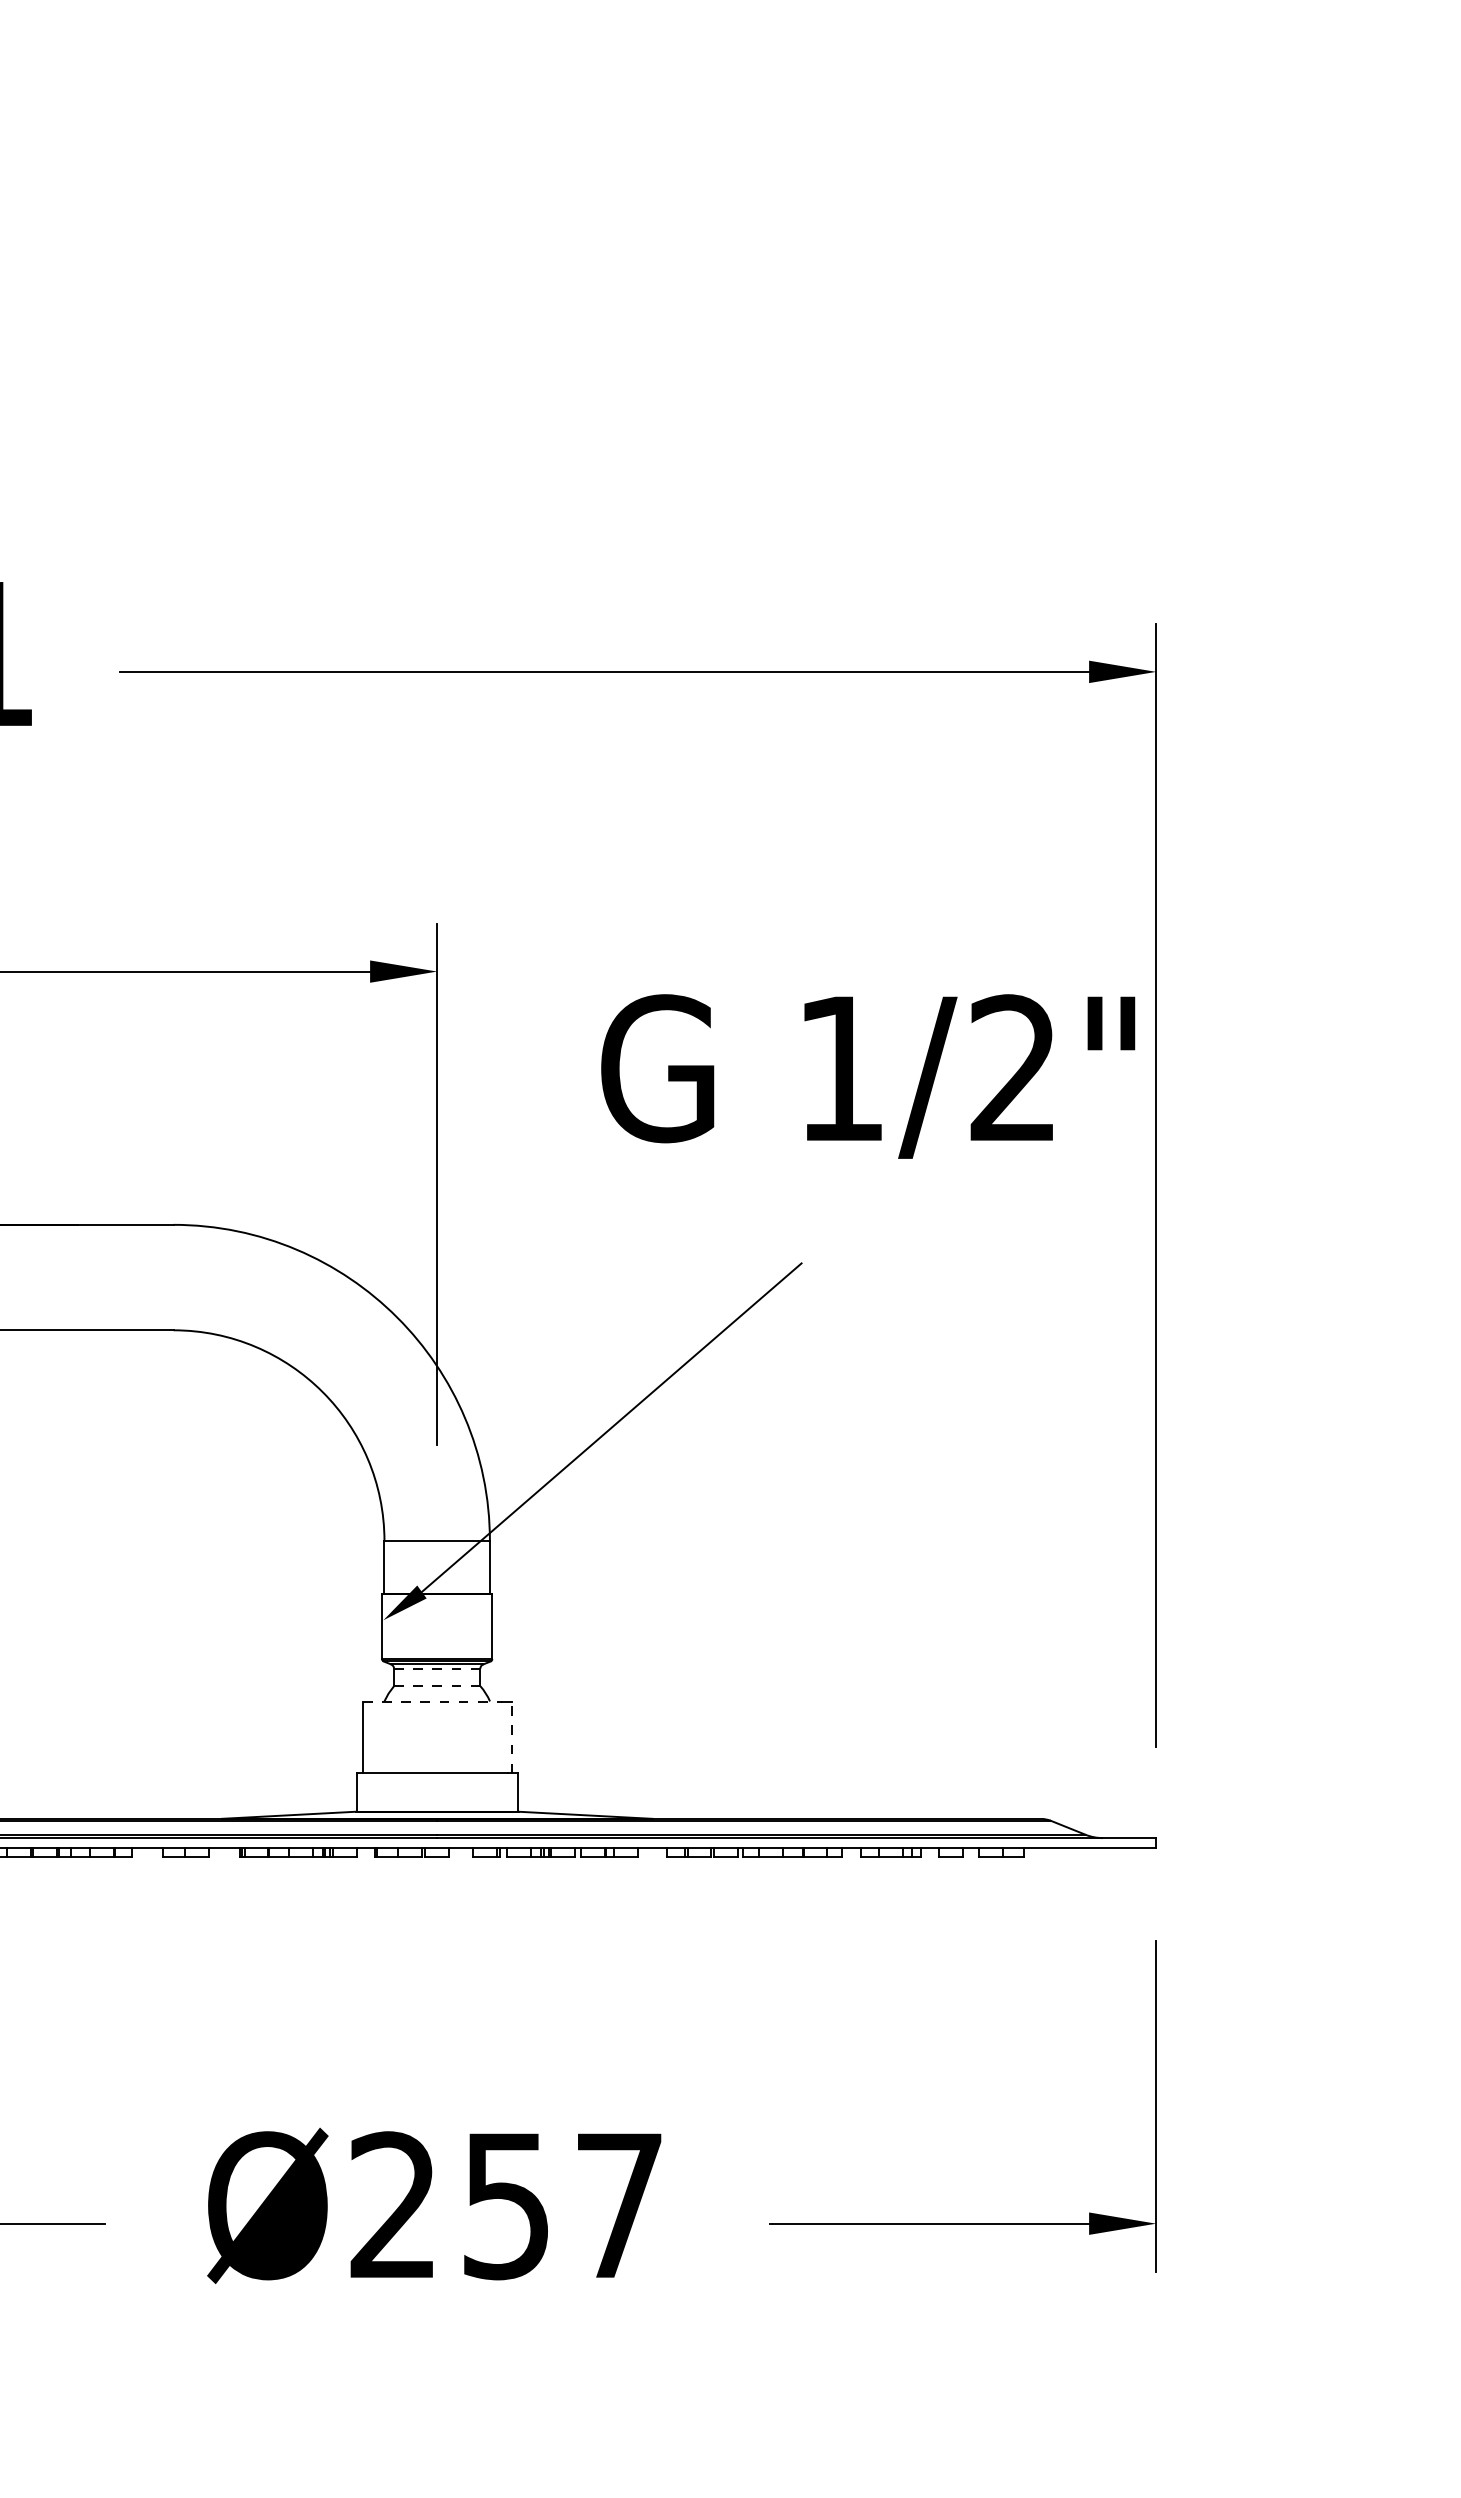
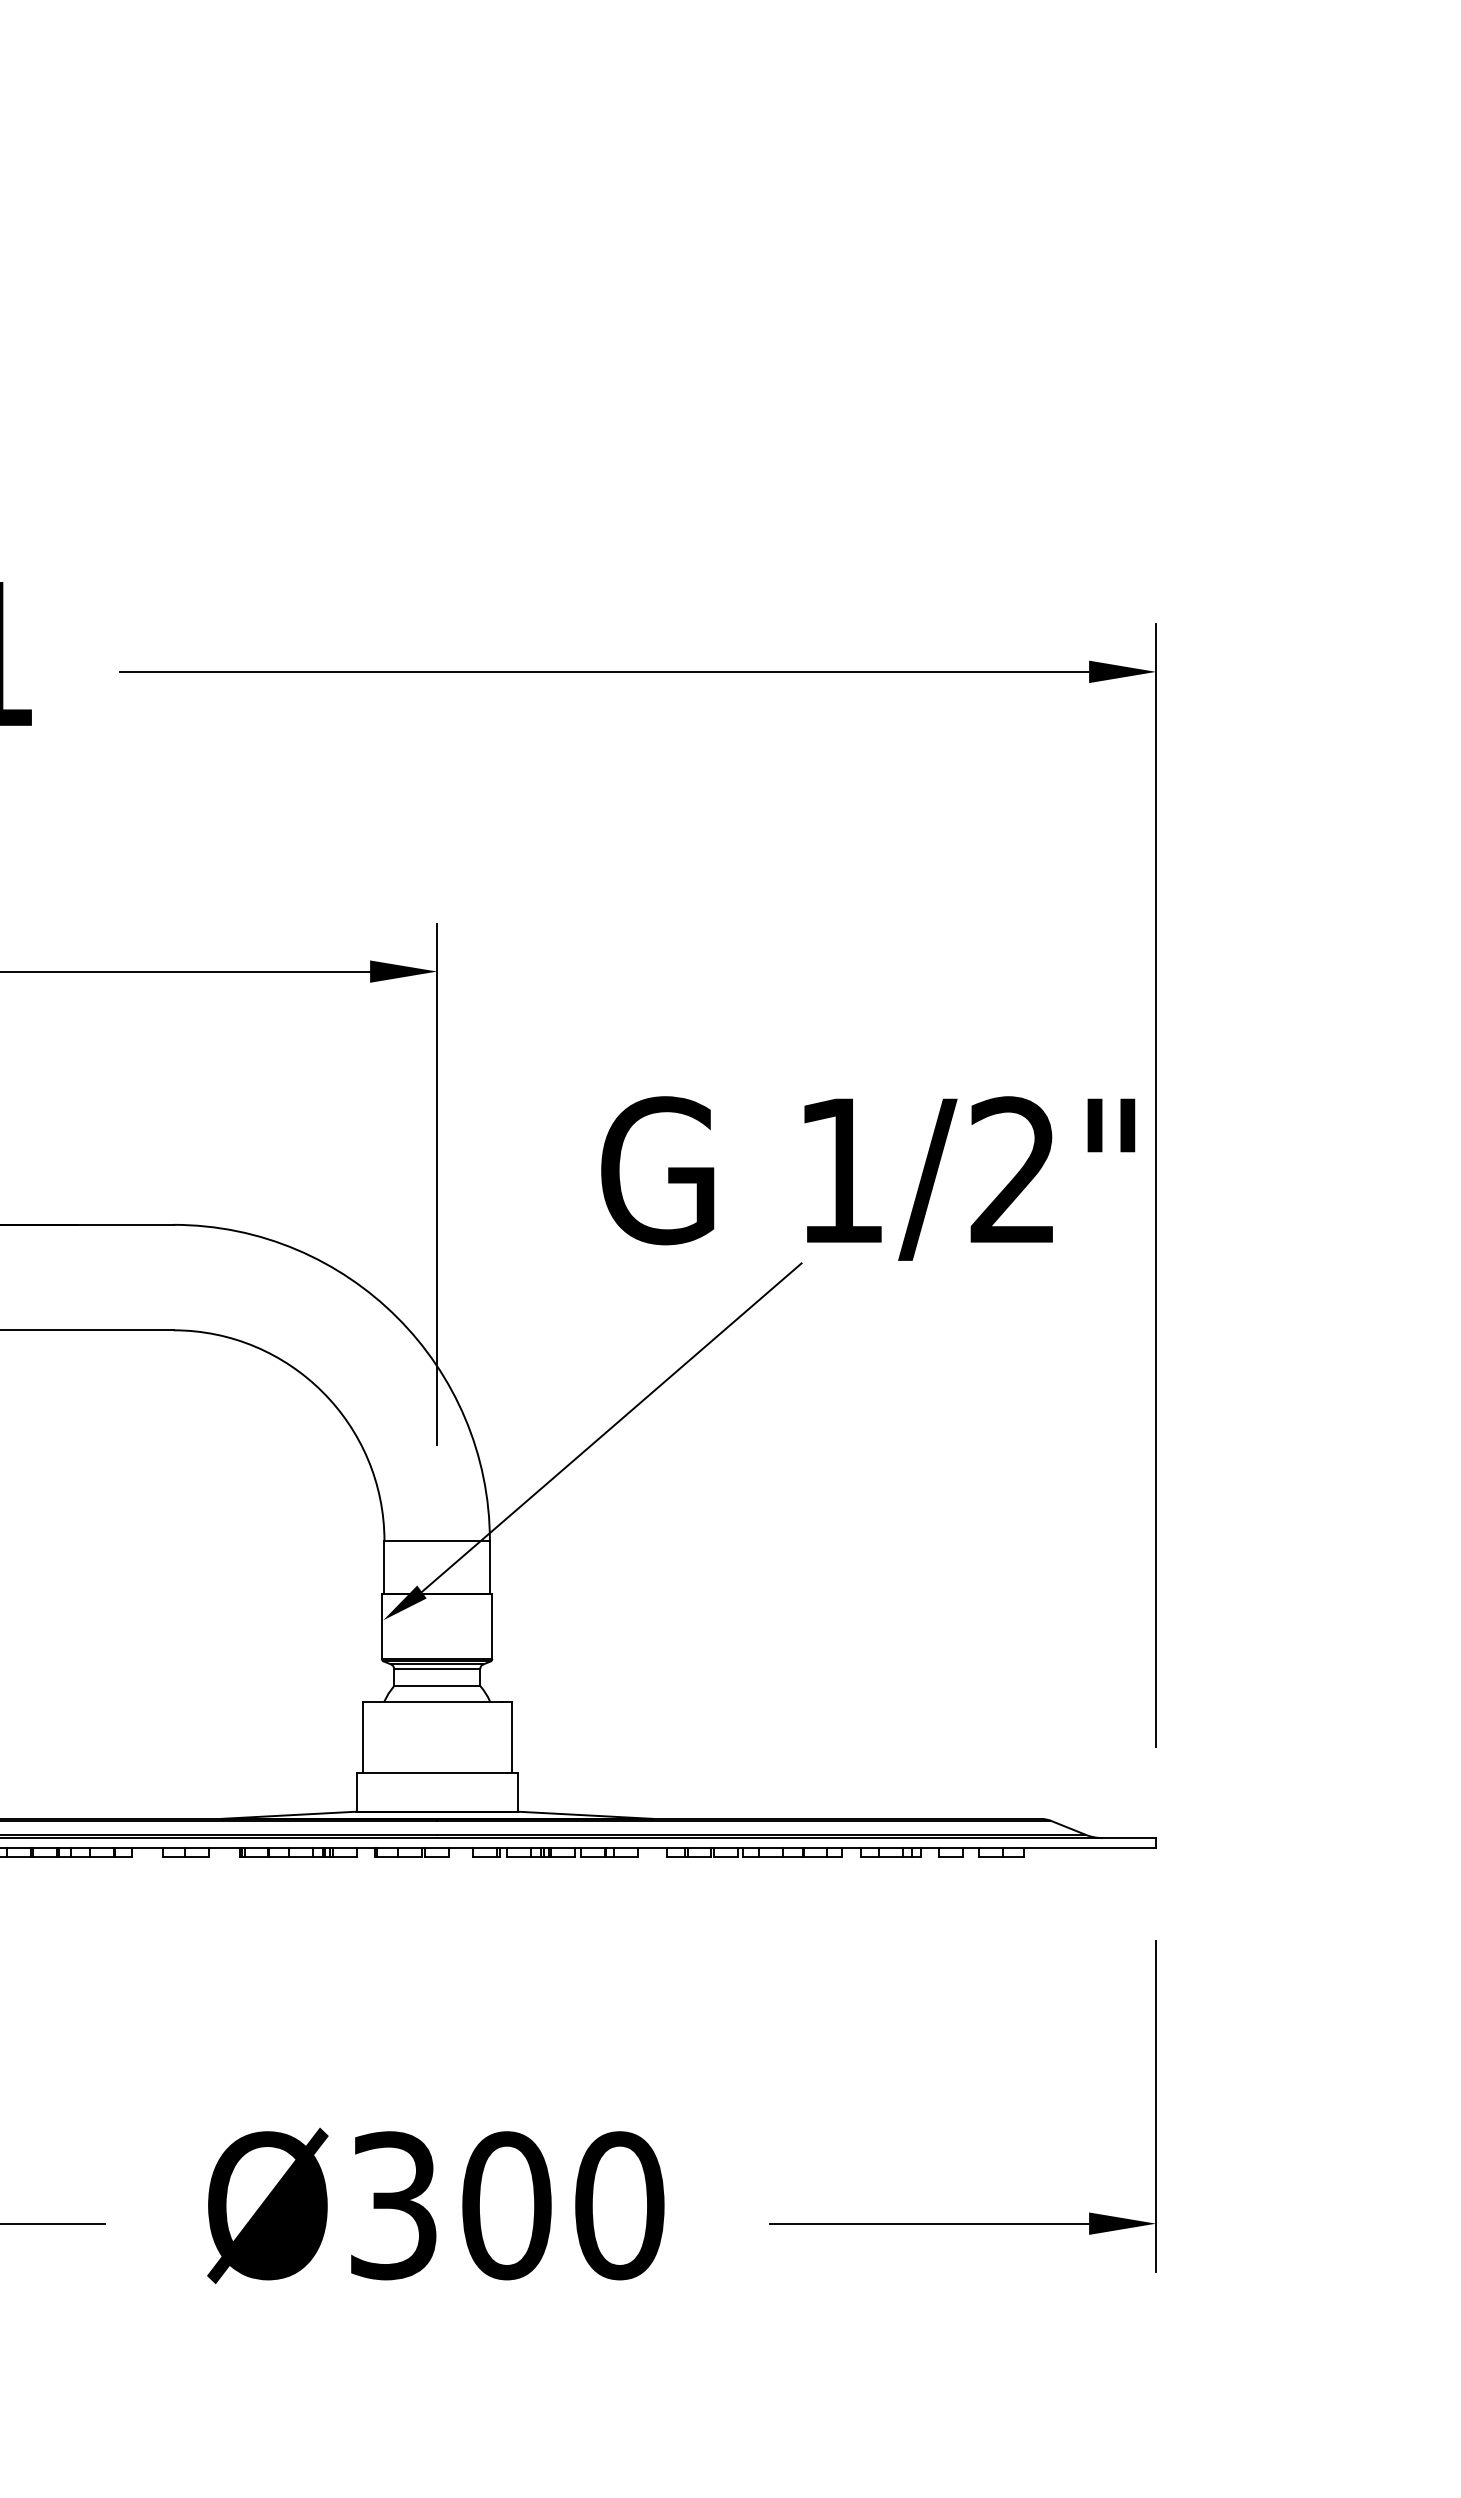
text position: (868, 1076) -> (868, 1178) (868, 1178)
line: dashed -> solid (437, 1668)
line: dashed -> solid (437, 1686)
line: dashed -> solid (432, 1701)
line: dashed -> solid (511, 1737)
text: Ø257 -> Ø300 (507, 2205)
